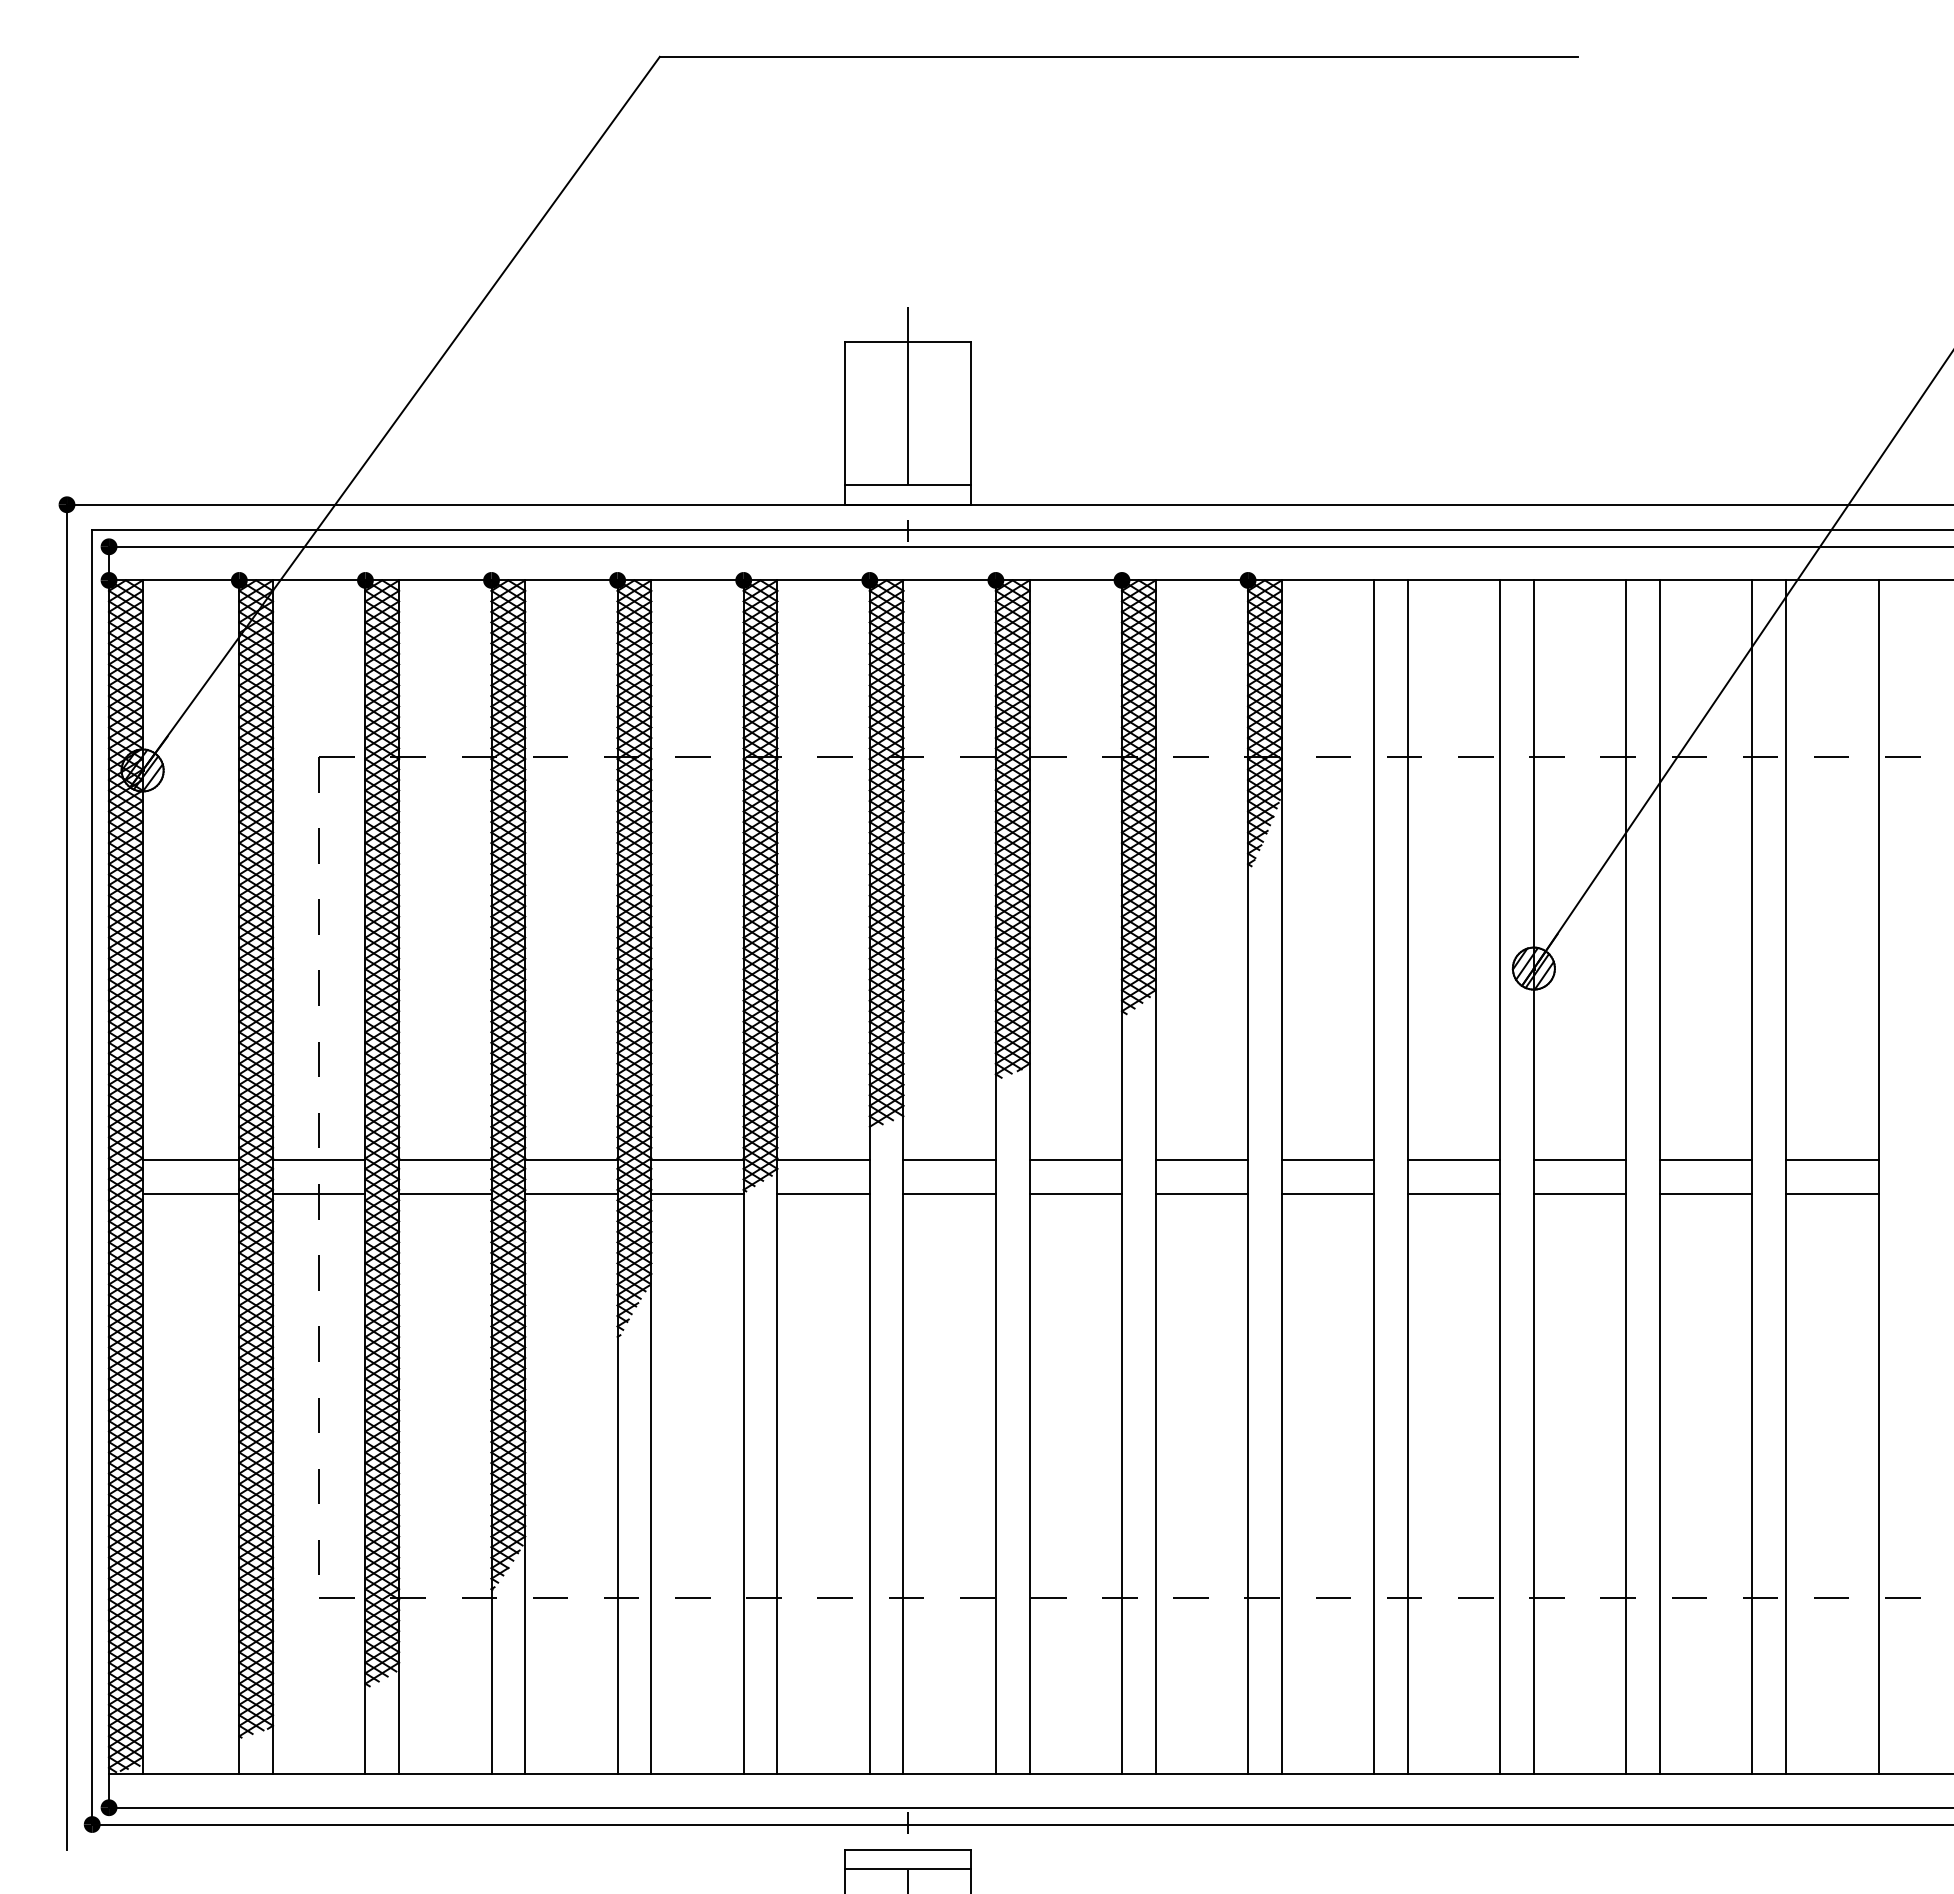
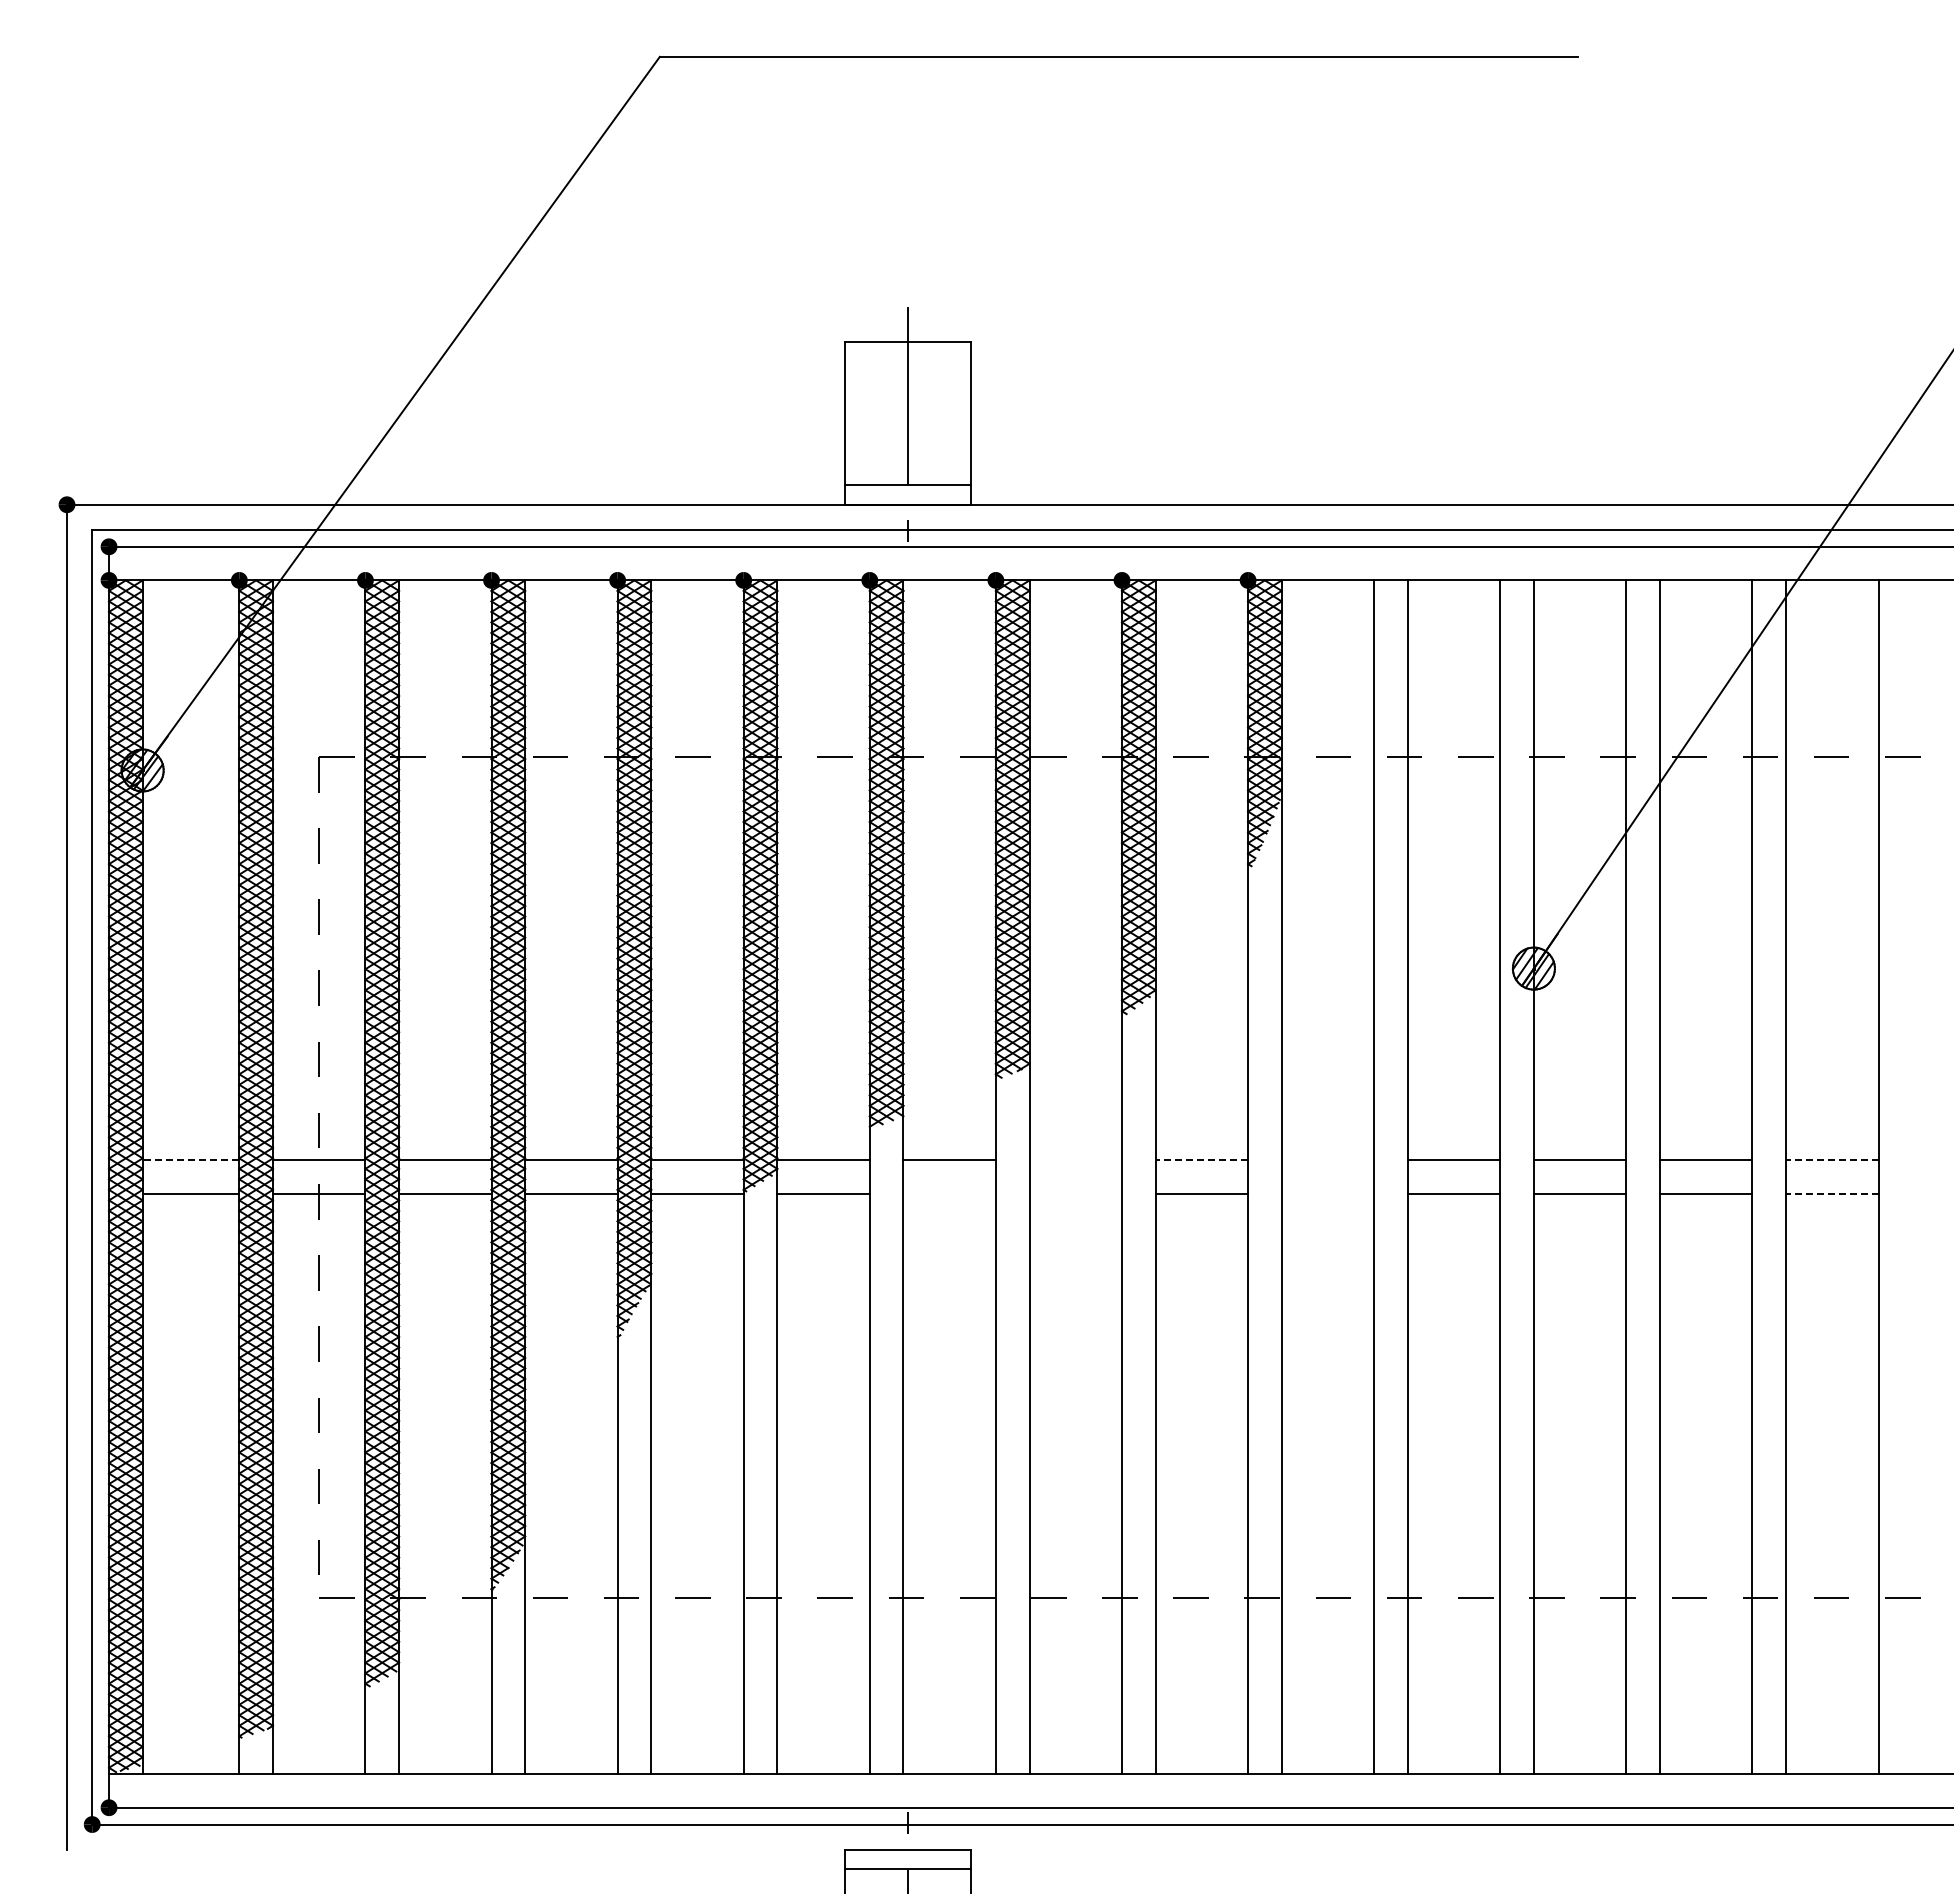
line: solid -> dashed (190, 1160)
line: present -> none (1075, 1160)
line: solid -> dashed (1201, 1160)
line: present -> none (1327, 1160)
line: solid -> dashed (1831, 1160)
line: present -> none (949, 1194)
line: present -> none (1075, 1194)
line: present -> none (1327, 1194)
line: solid -> dashed (1831, 1194)
